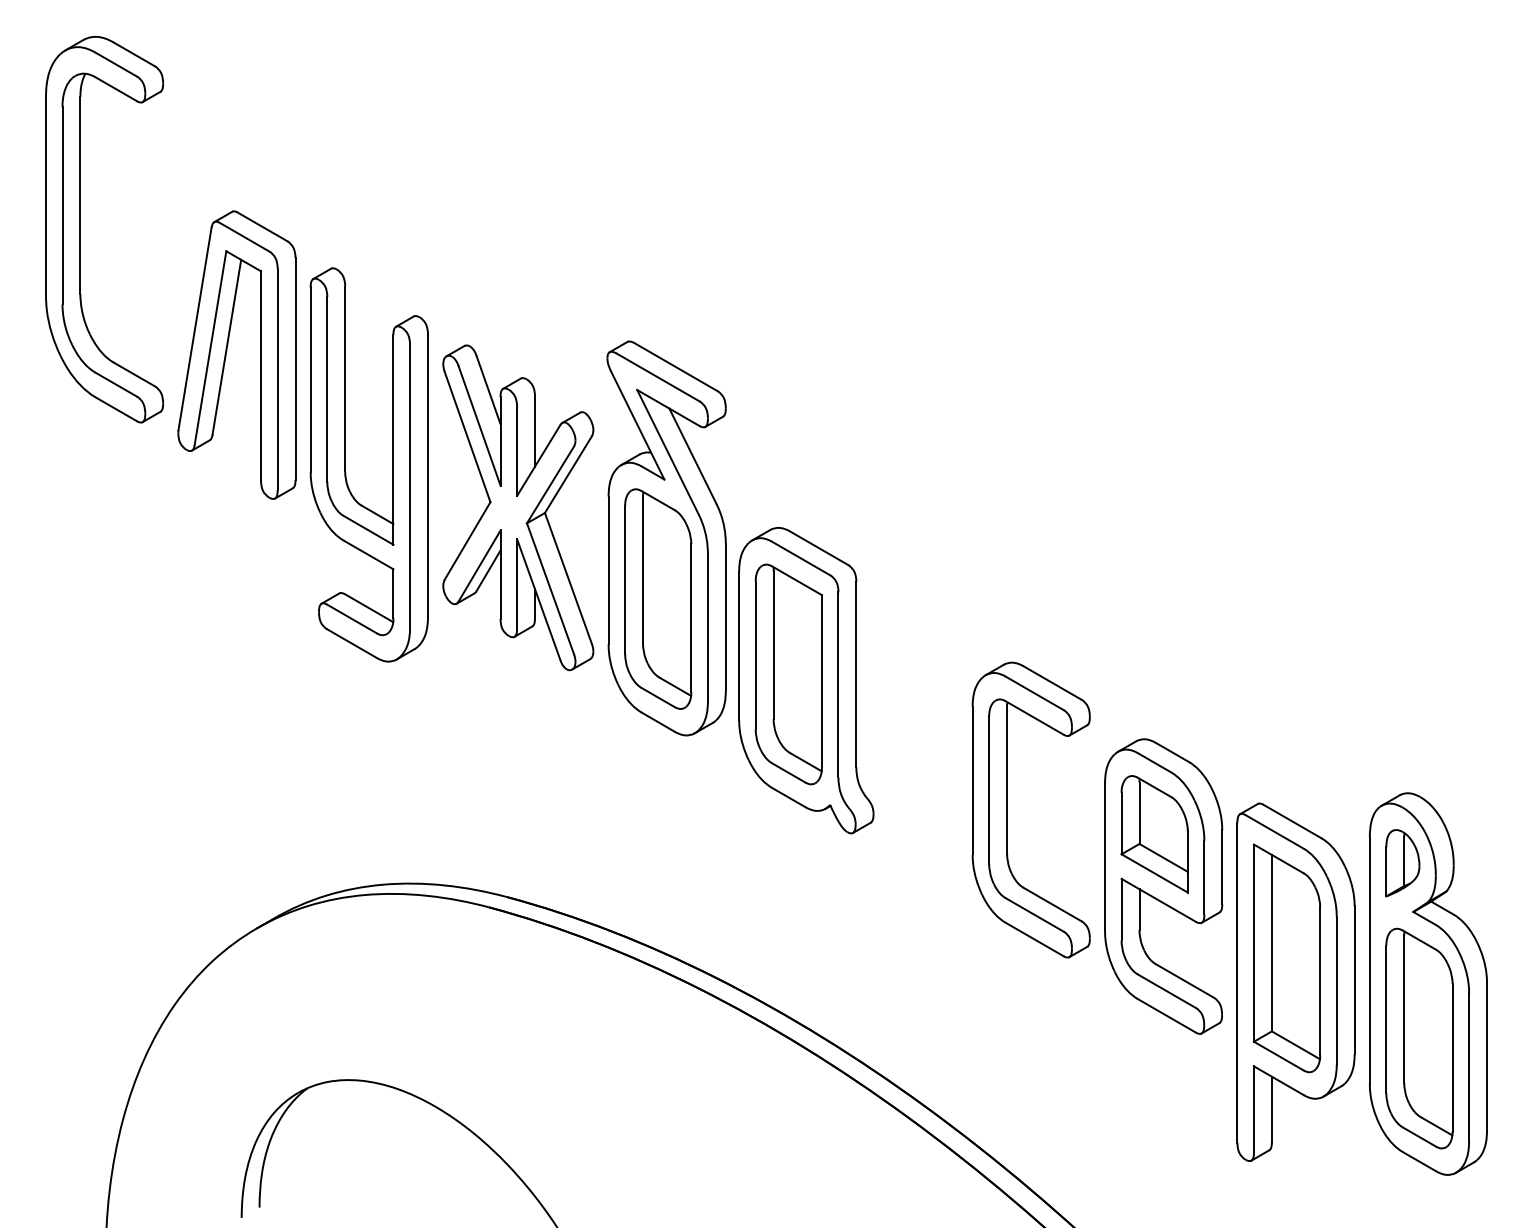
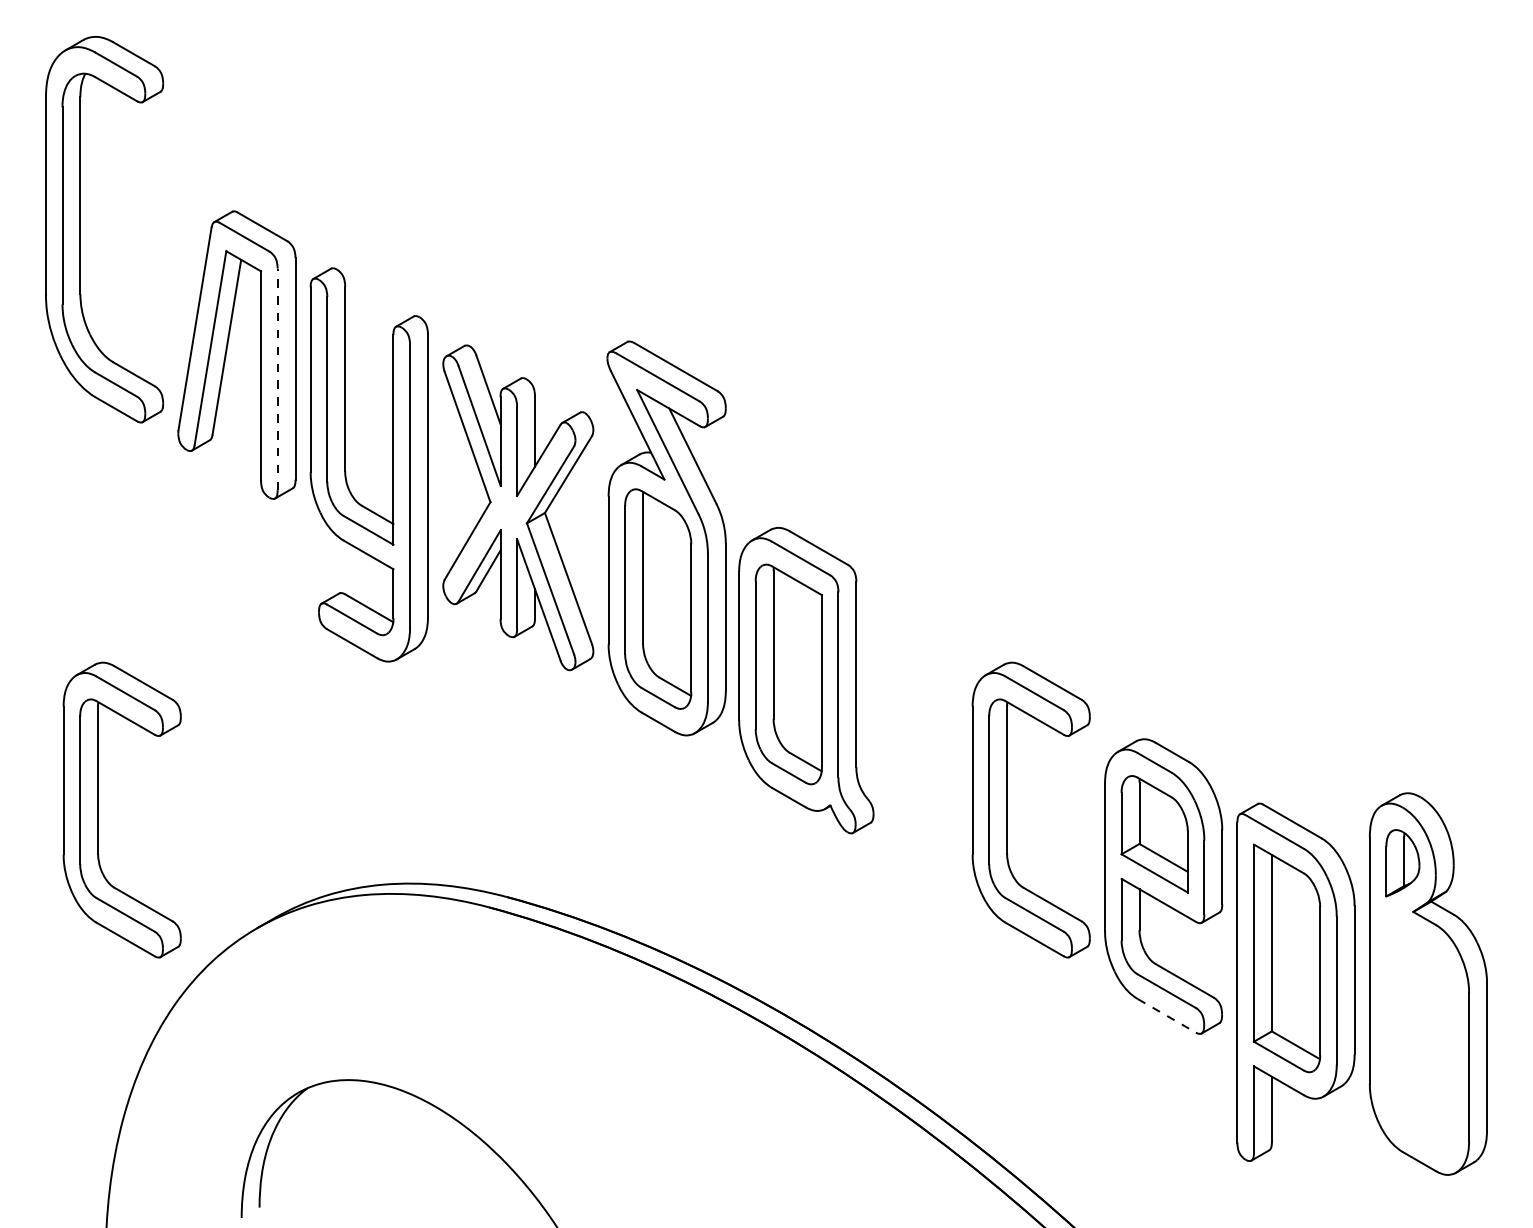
line: solid -> dashed (277, 379)
part: none -> present (98, 809)
line: solid -> dashed (1167, 1016)
part: present -> none (1419, 1038)
